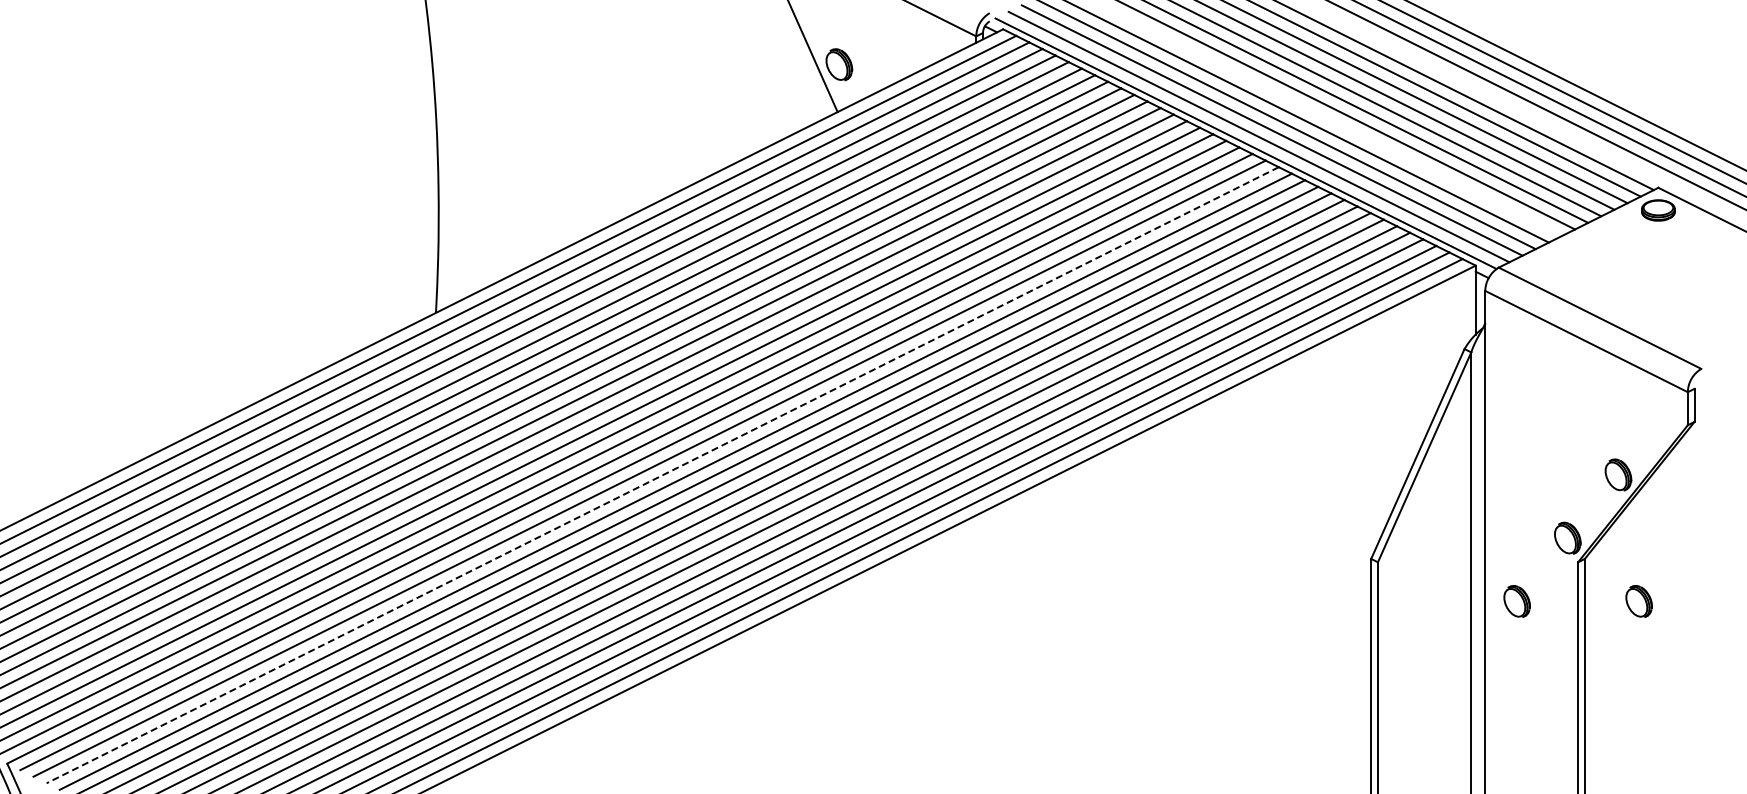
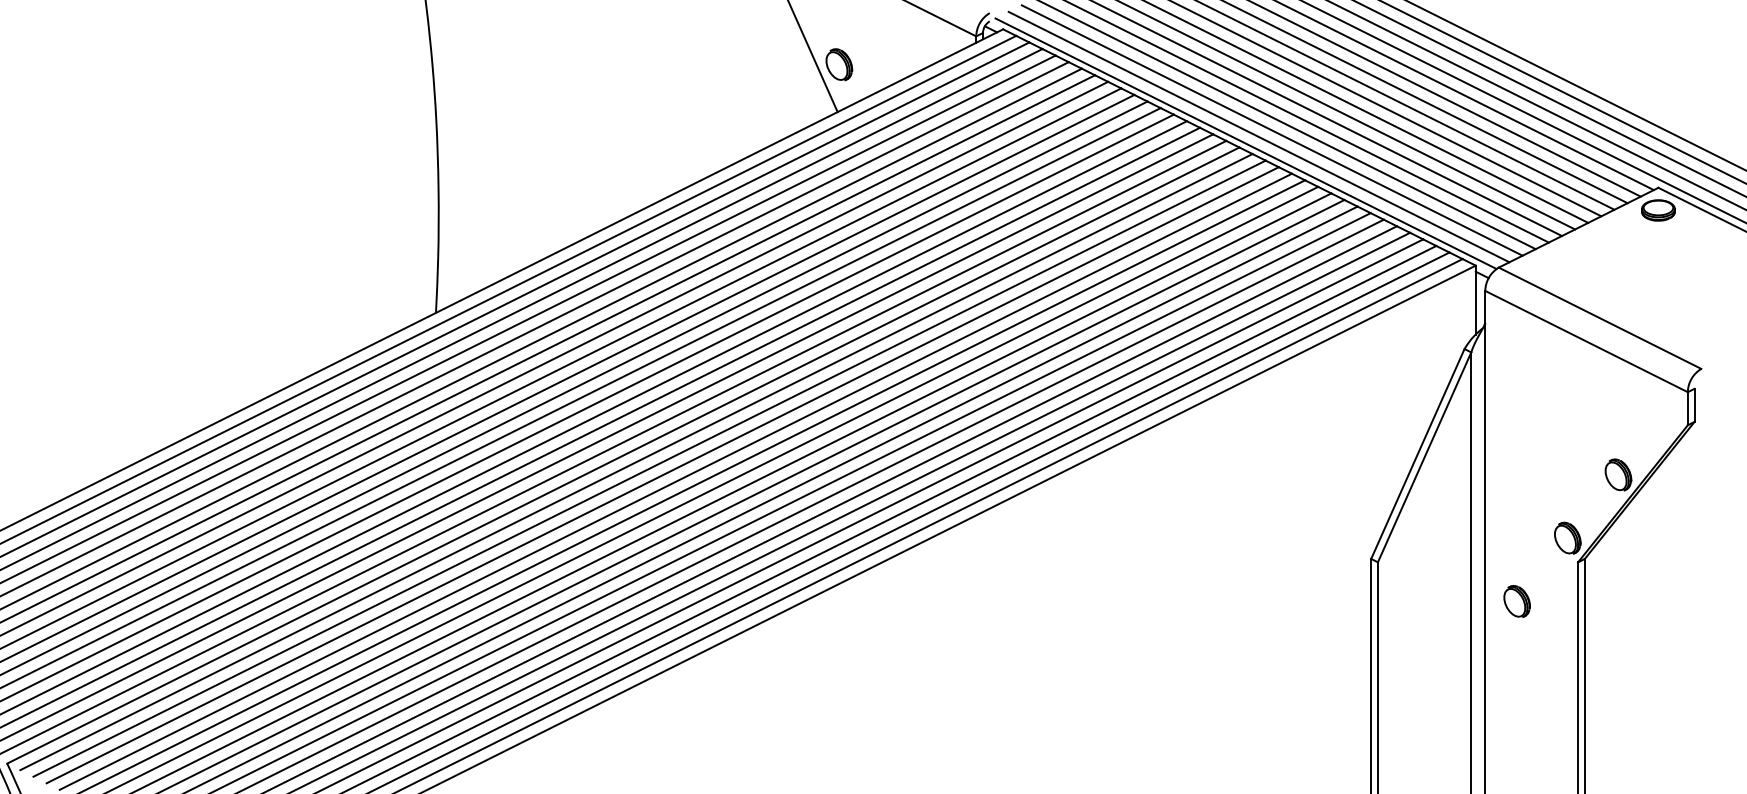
line: none -> present (1523, 111)
line: none -> present (1327, 119)
line: dashed -> solid (662, 475)
part: present -> none (1638, 601)
